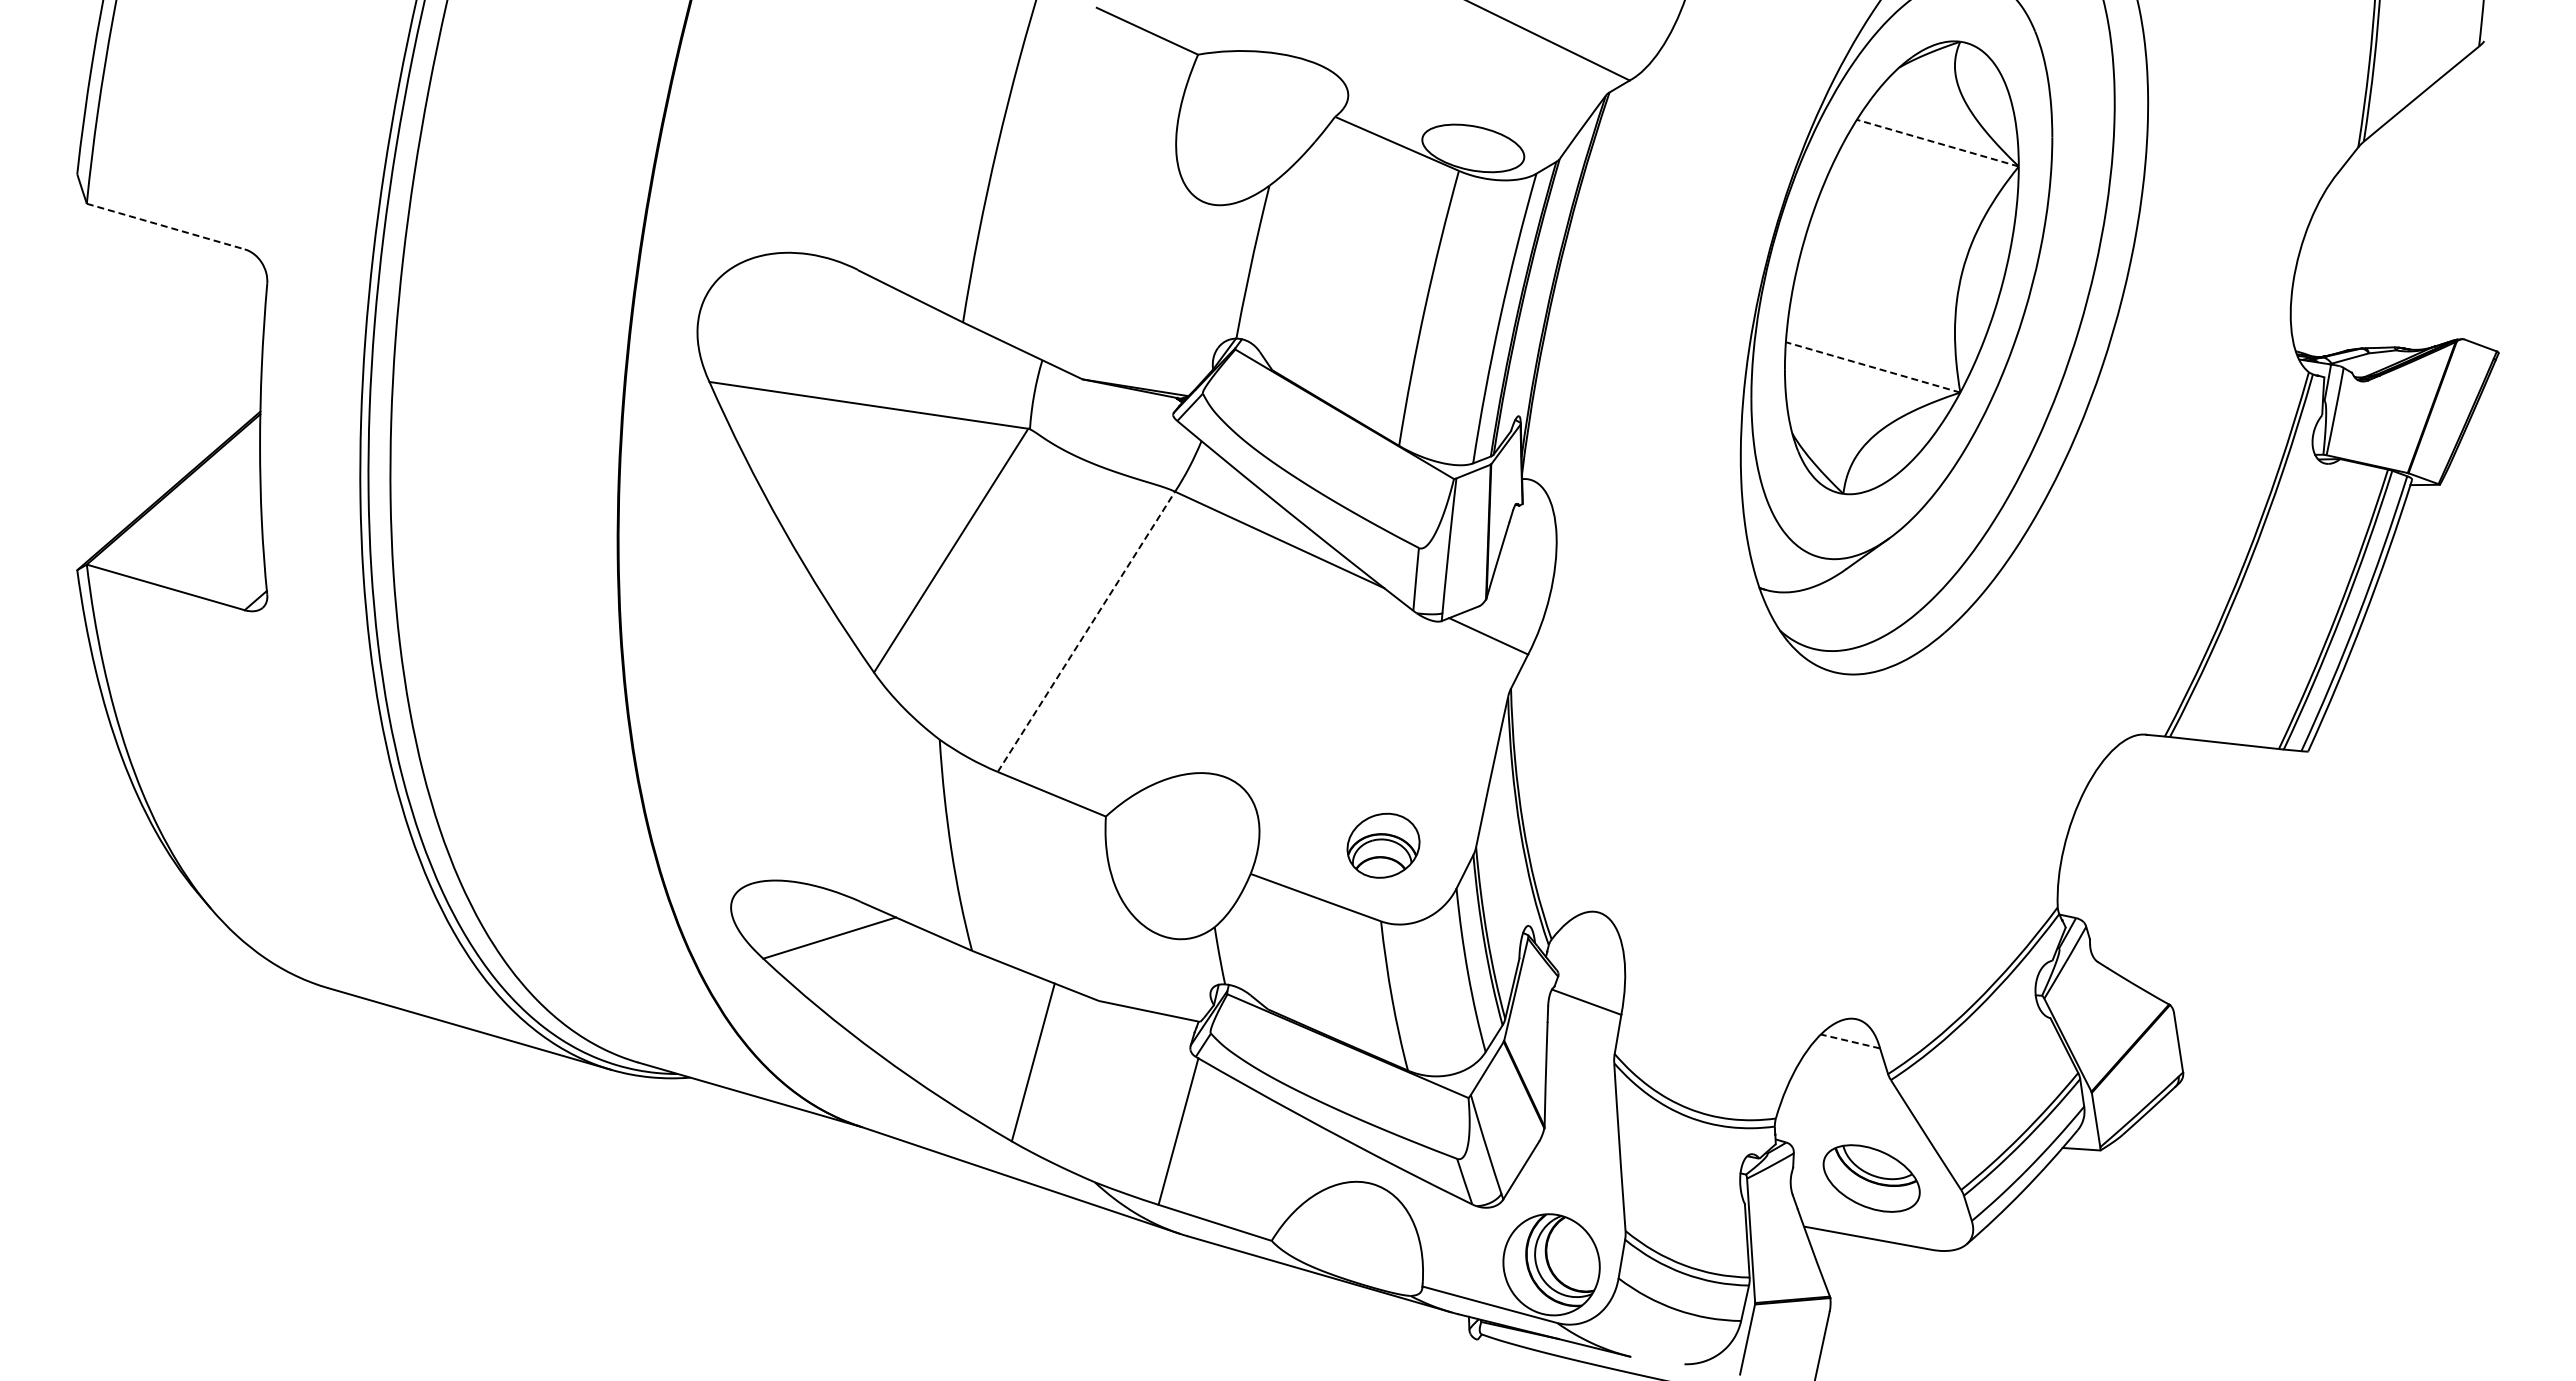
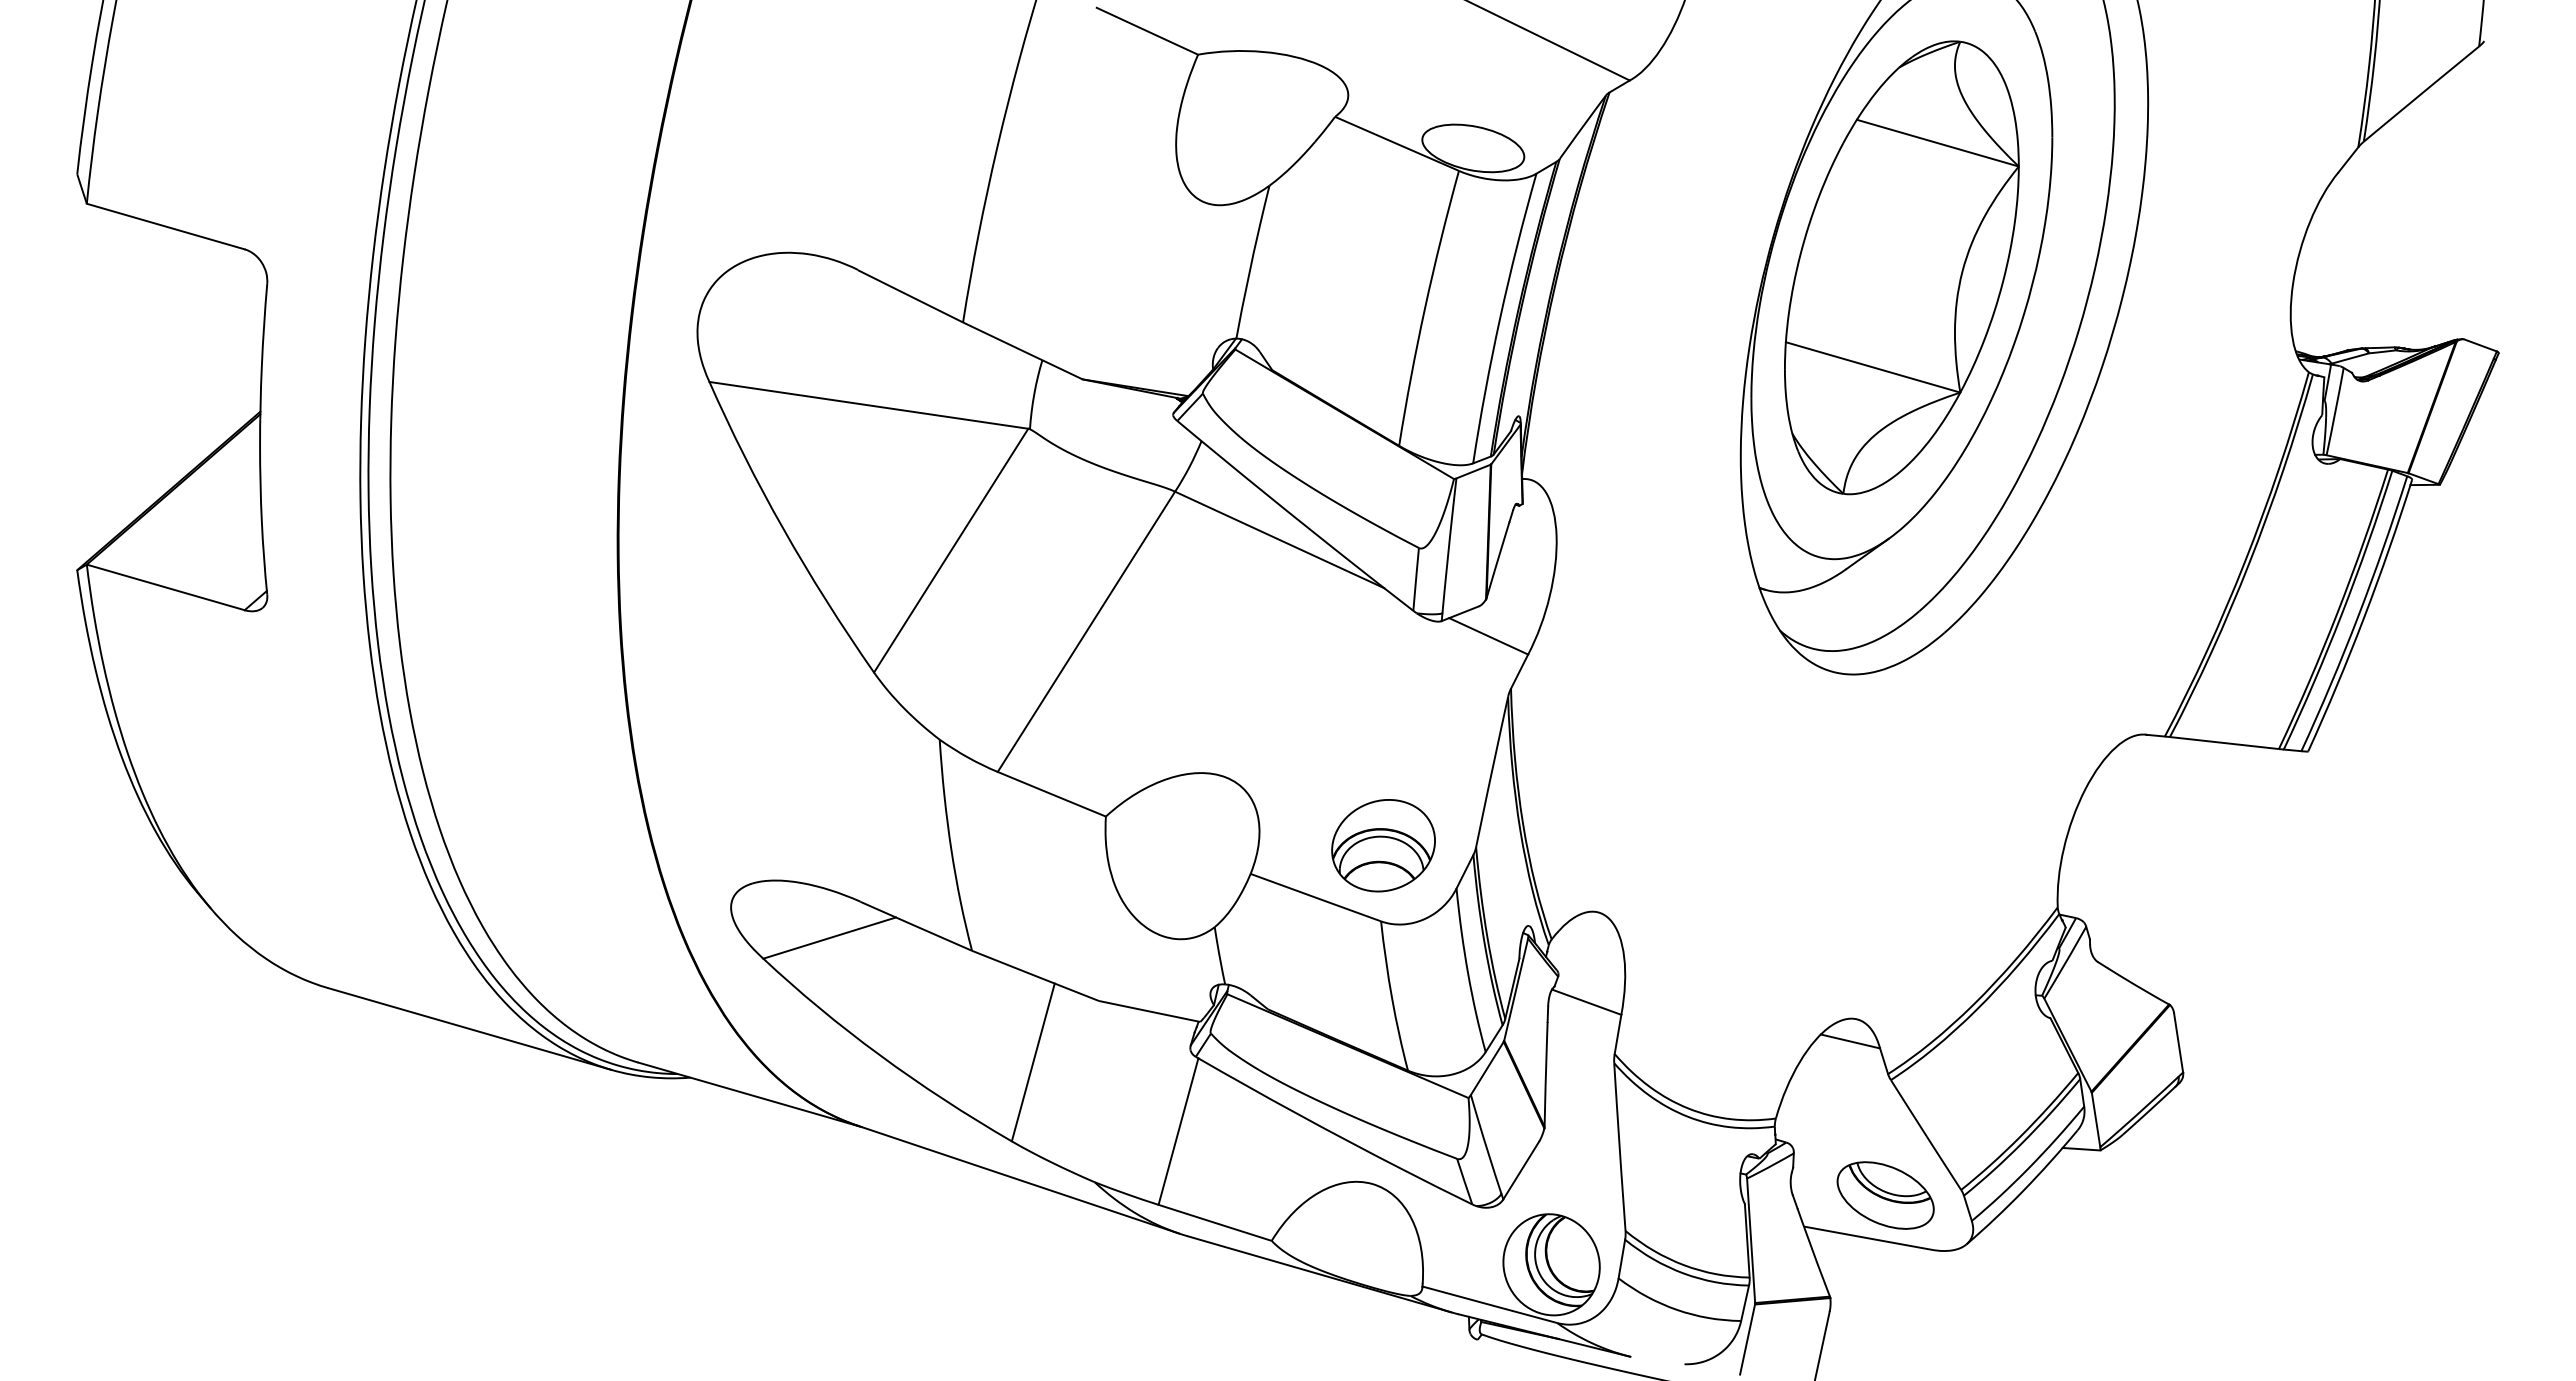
line: dashed -> solid (1937, 143)
line: dashed -> solid (166, 226)
line: dashed -> solid (1873, 367)
line: dashed -> solid (1086, 631)
part size: 75x67 px -> 105x94 px (1383, 845)
line: dashed -> solid (1849, 1041)
part position: (1871, 1178) -> (1885, 1195) (1885, 1195)
